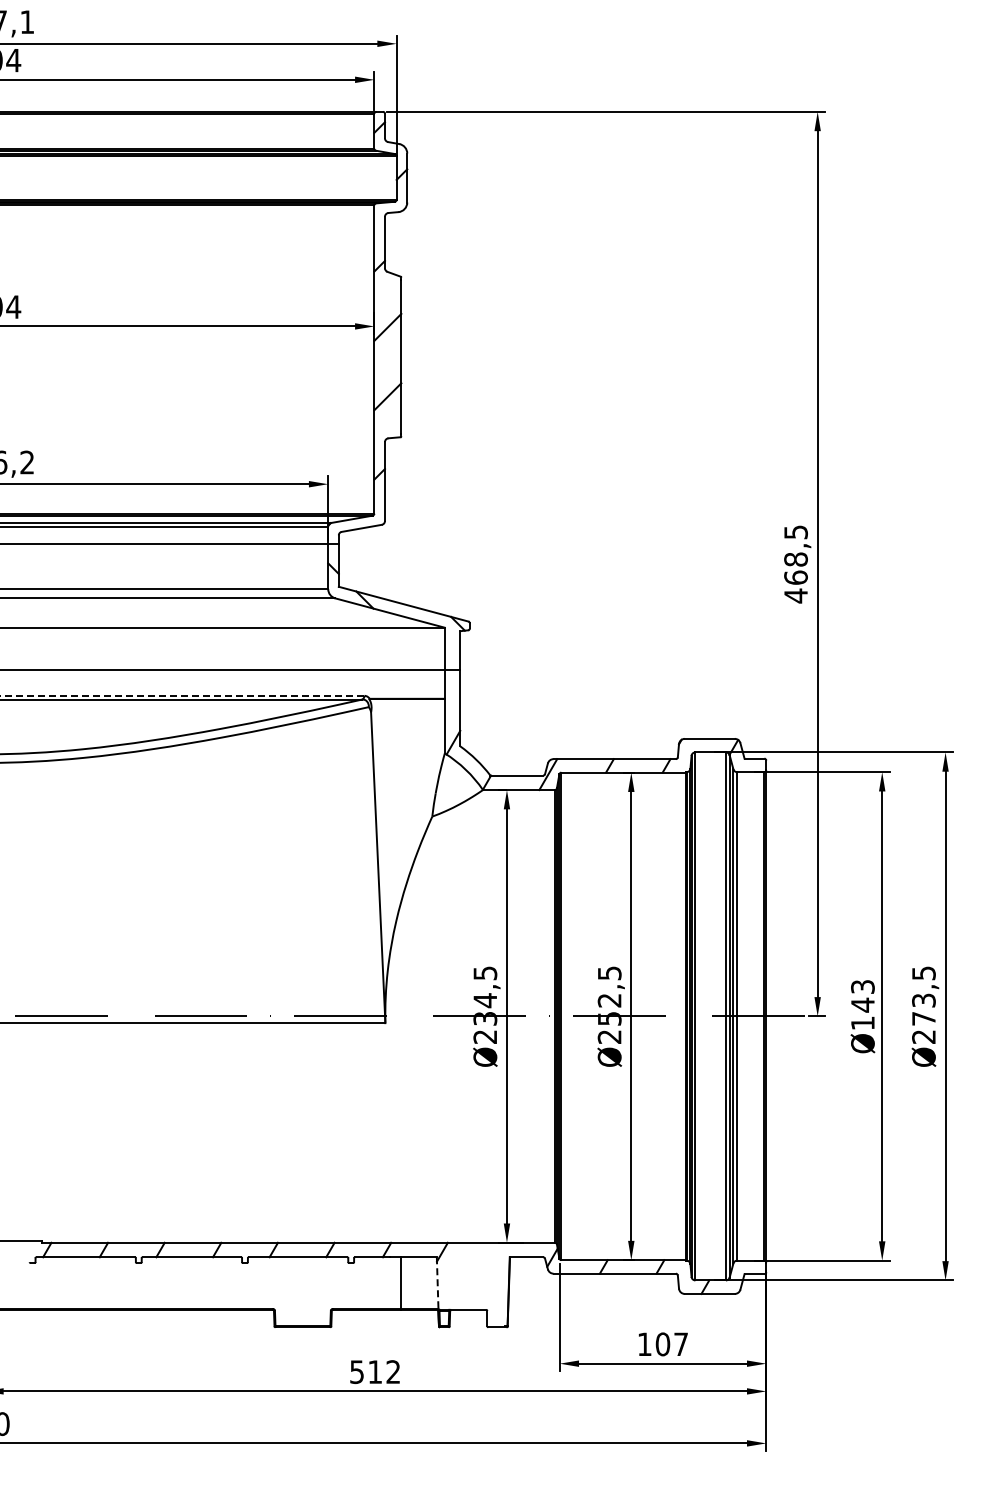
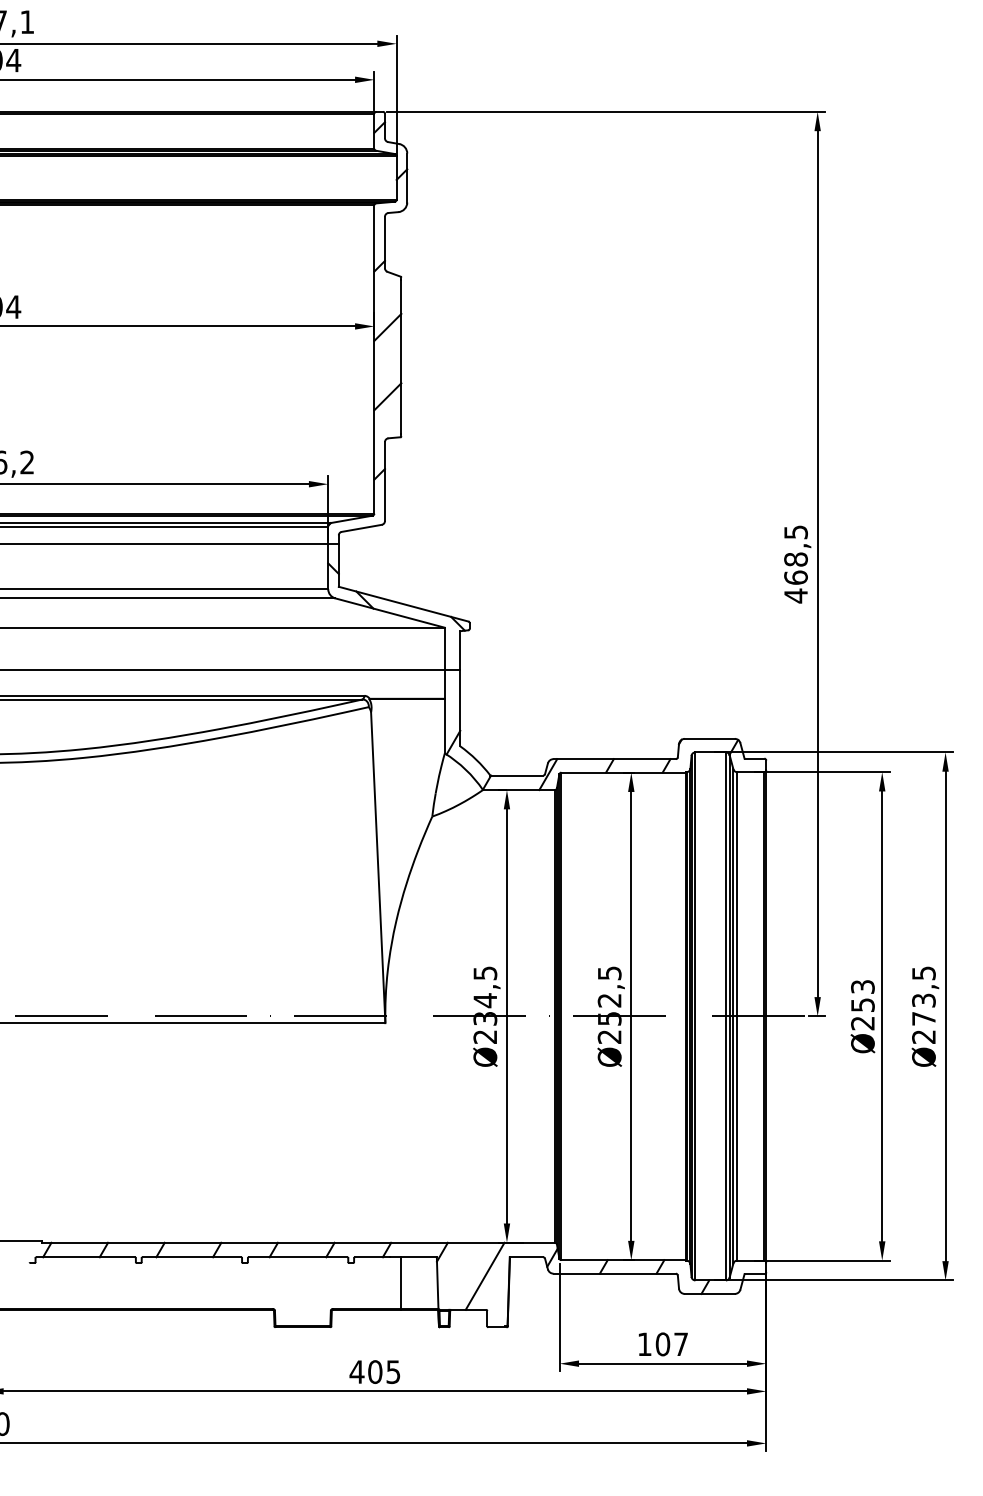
line: dashed -> solid (182, 695)
text: Ø143 -> Ø253 (862, 1013)
line: none -> present (484, 1275)
line: dashed -> solid (437, 1283)
text: 512 -> 405 (374, 1372)
